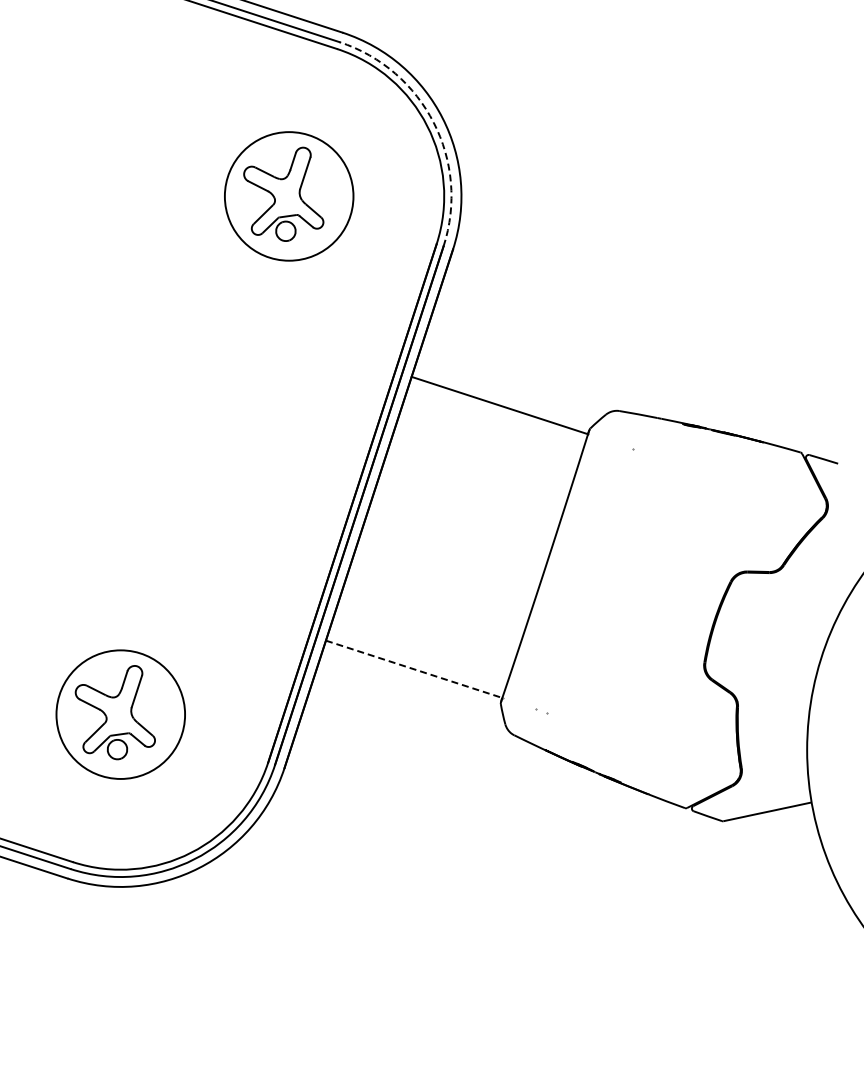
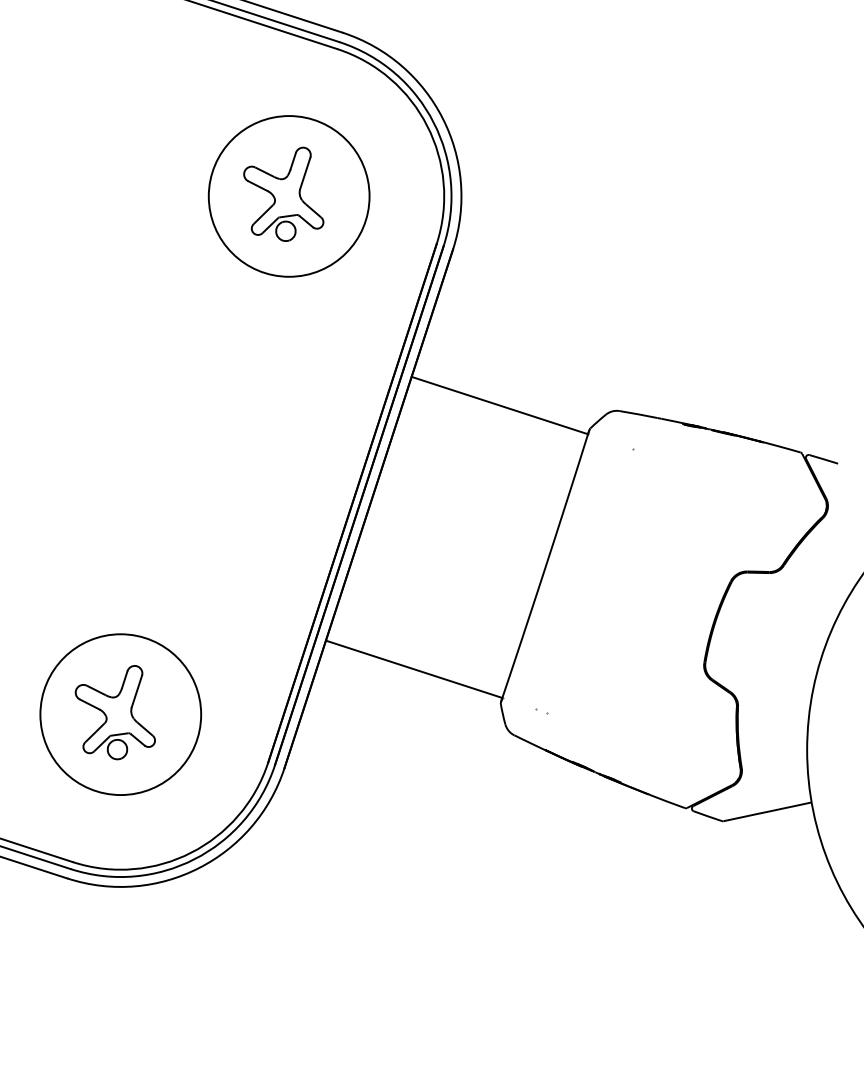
arc: dashed -> solid (433, 122)
circle diameter: 129 px -> 161 px (288, 196)
line: dashed -> solid (414, 669)
circle diameter: 129 px -> 161 px (120, 714)
